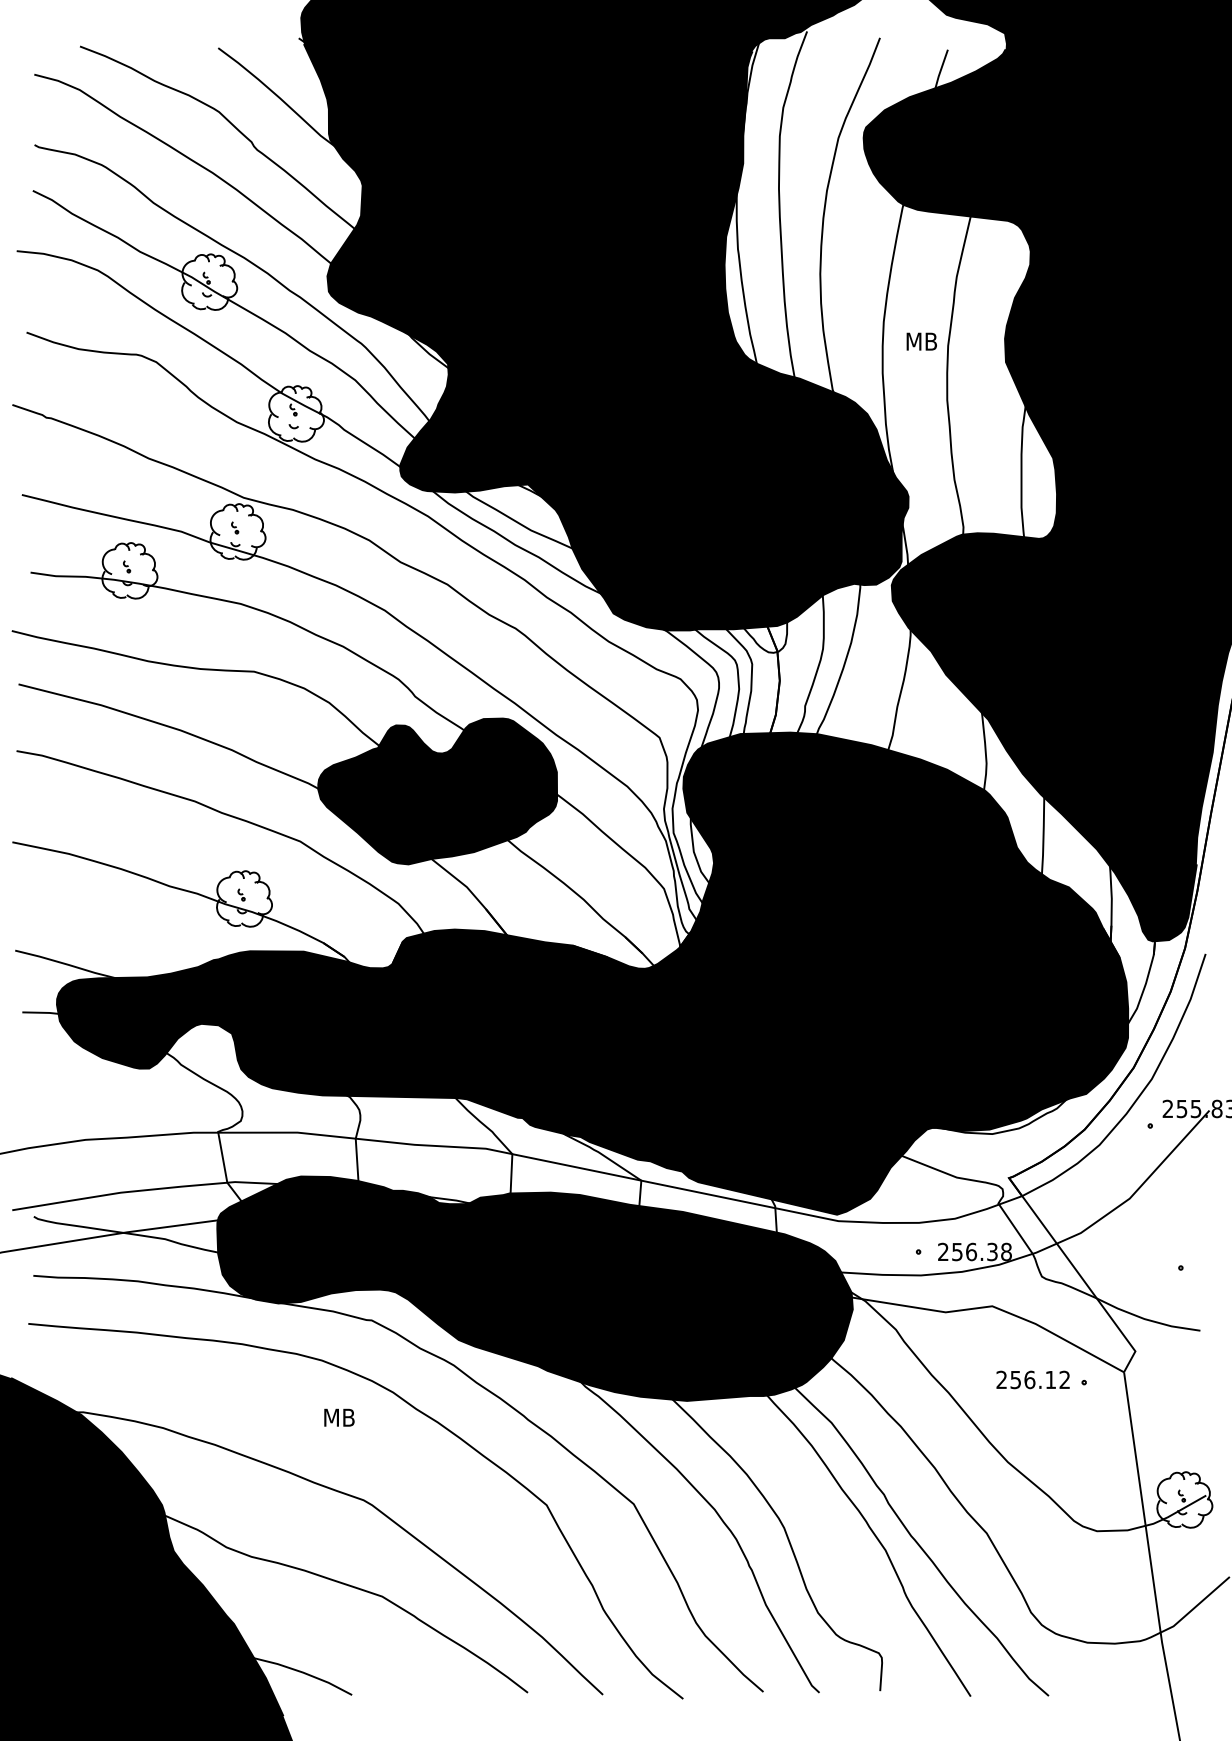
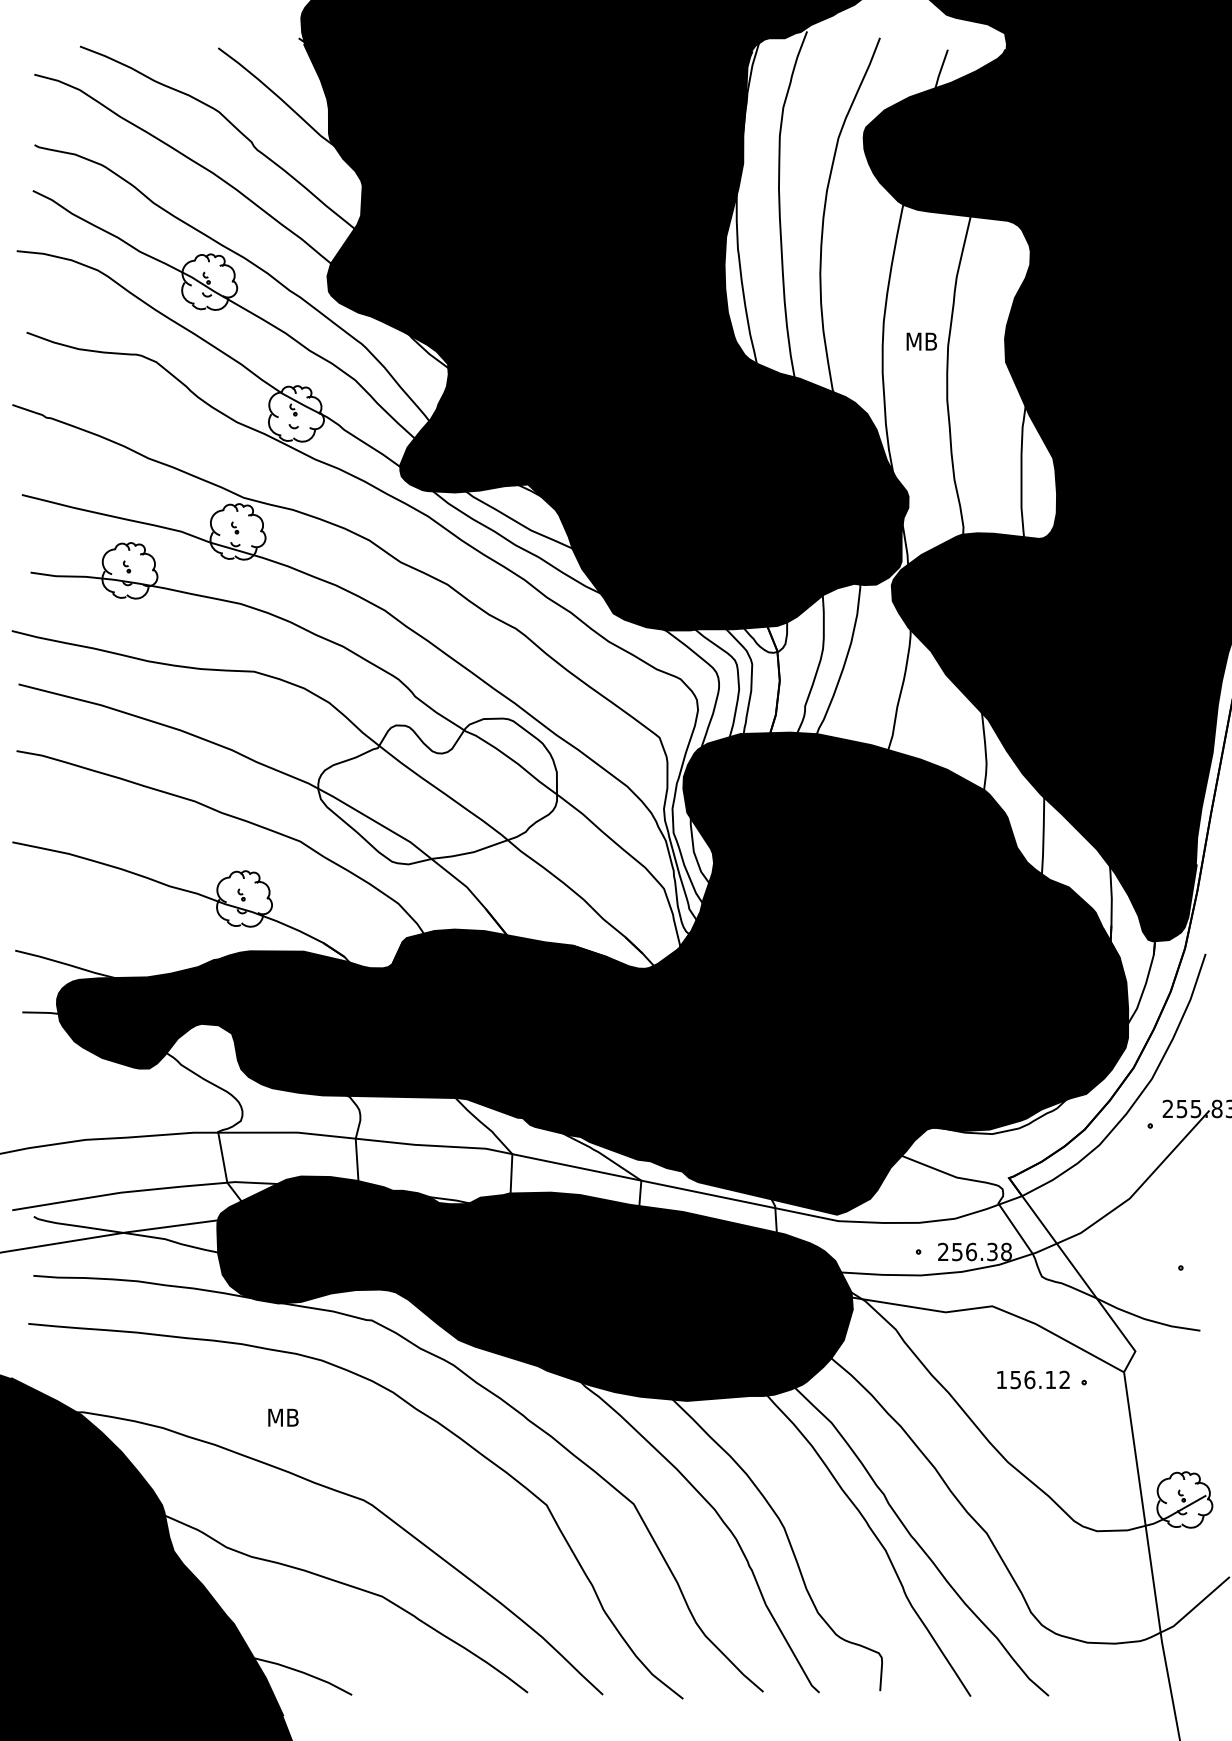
fill: present -> none (437, 791)
text: 256.12 -> 156.12 (1001, 1379)
text position: (339, 1417) -> (283, 1417) (283, 1417)
